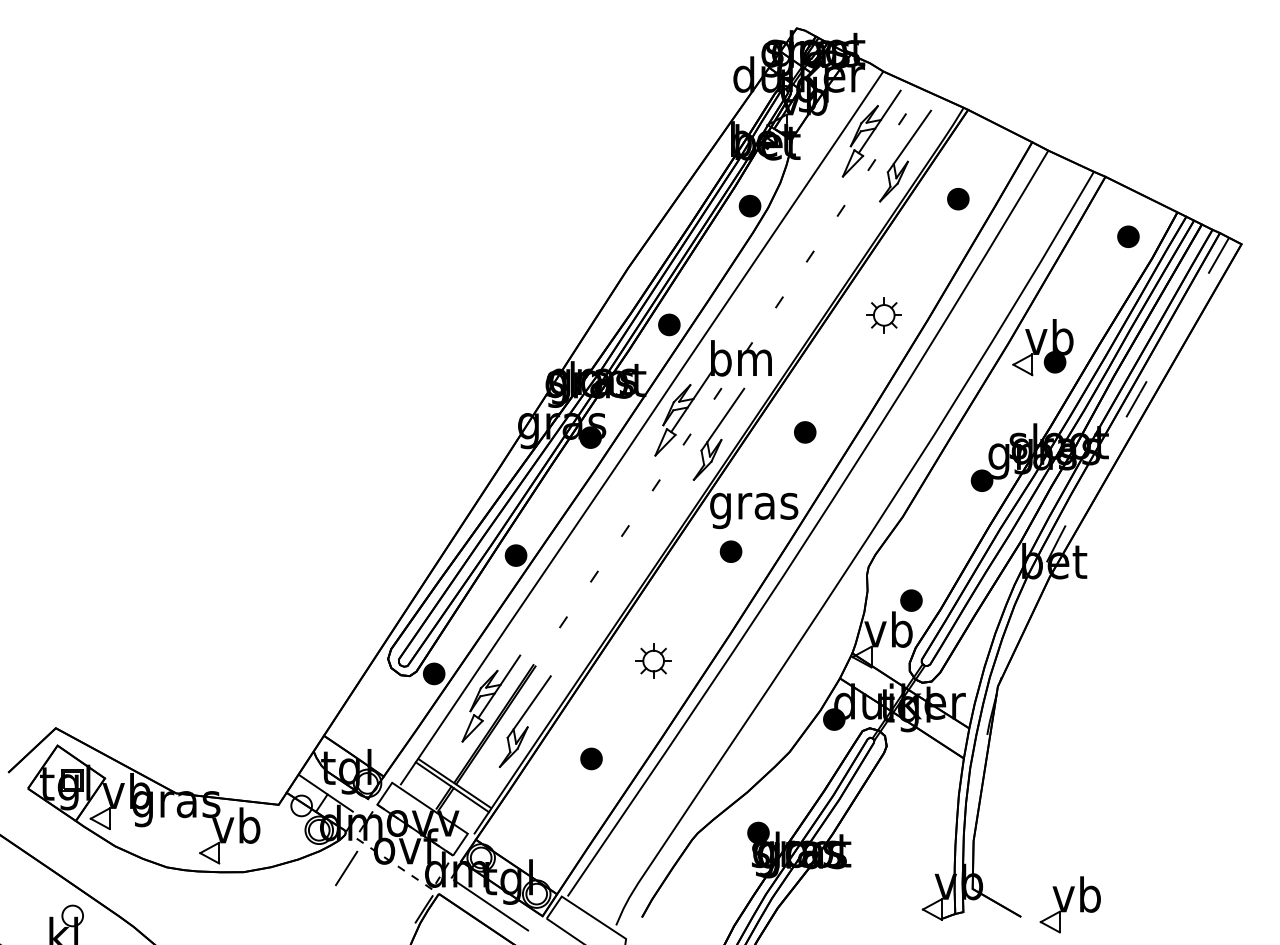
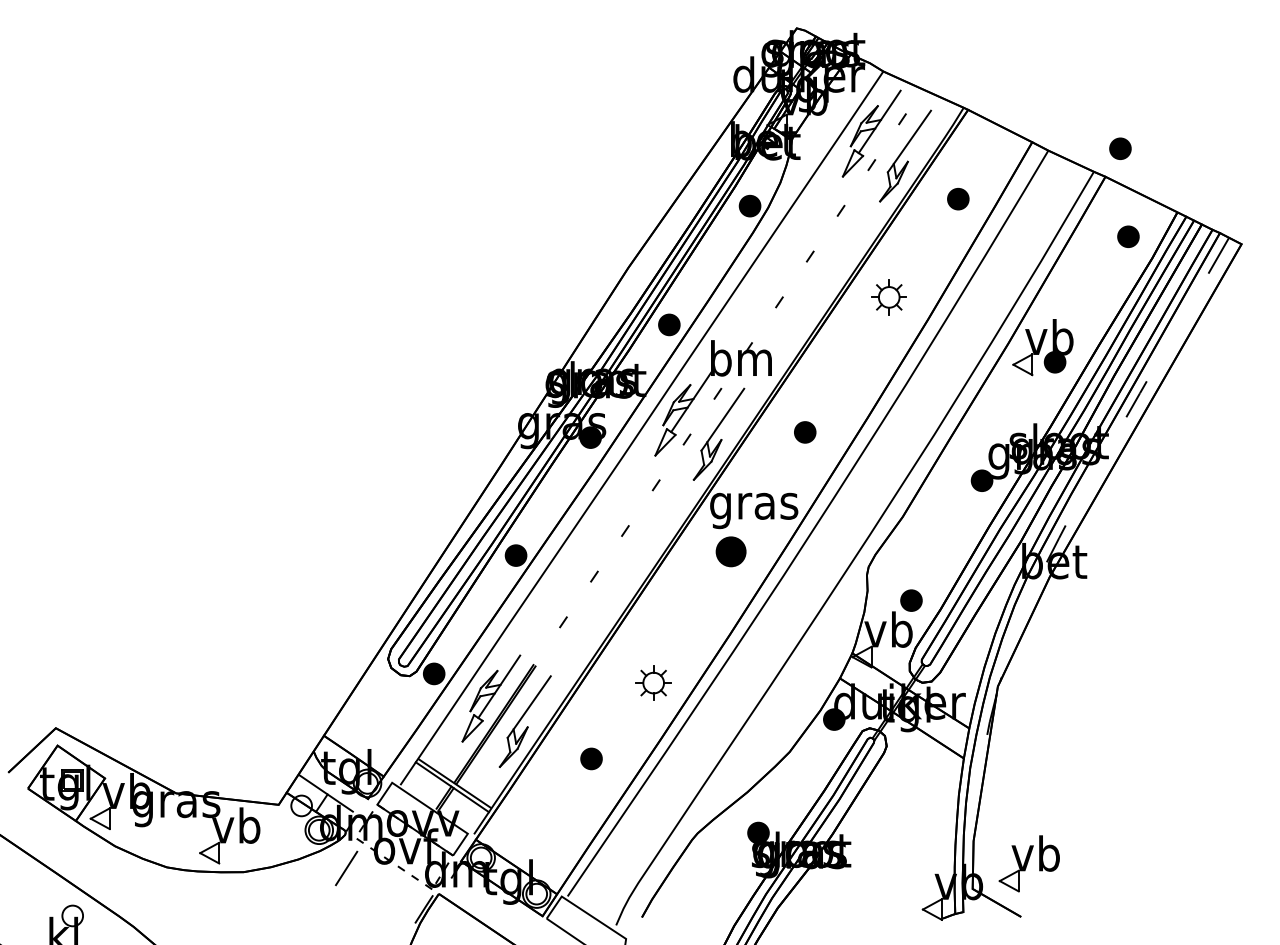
part: none -> present (1120, 148)
part position: (883, 315) -> (888, 297) (888, 297)
part size: 24x23 px -> 32x32 px (730, 551)
part position: (653, 660) -> (653, 682) (653, 682)
part position: (1069, 904) -> (1028, 863) (1028, 863)
line: present -> none (491, 905)
